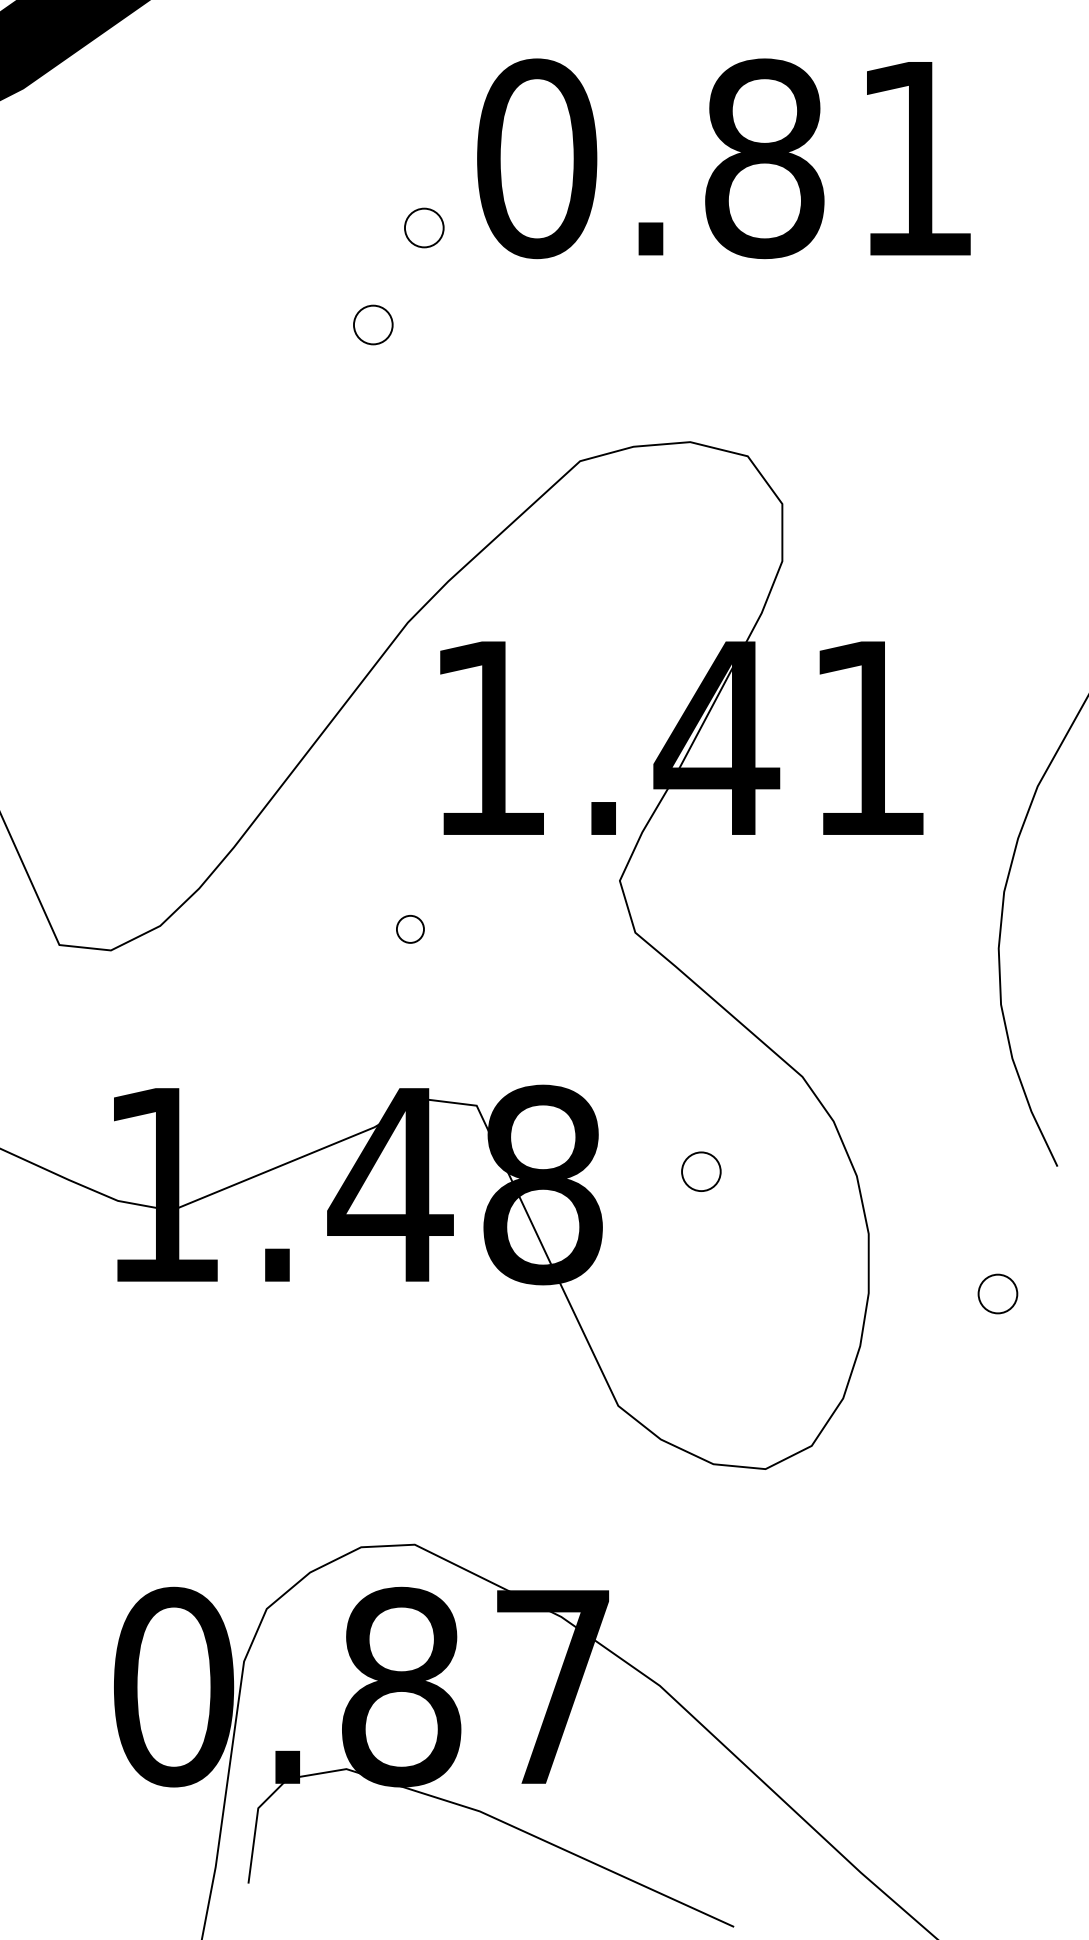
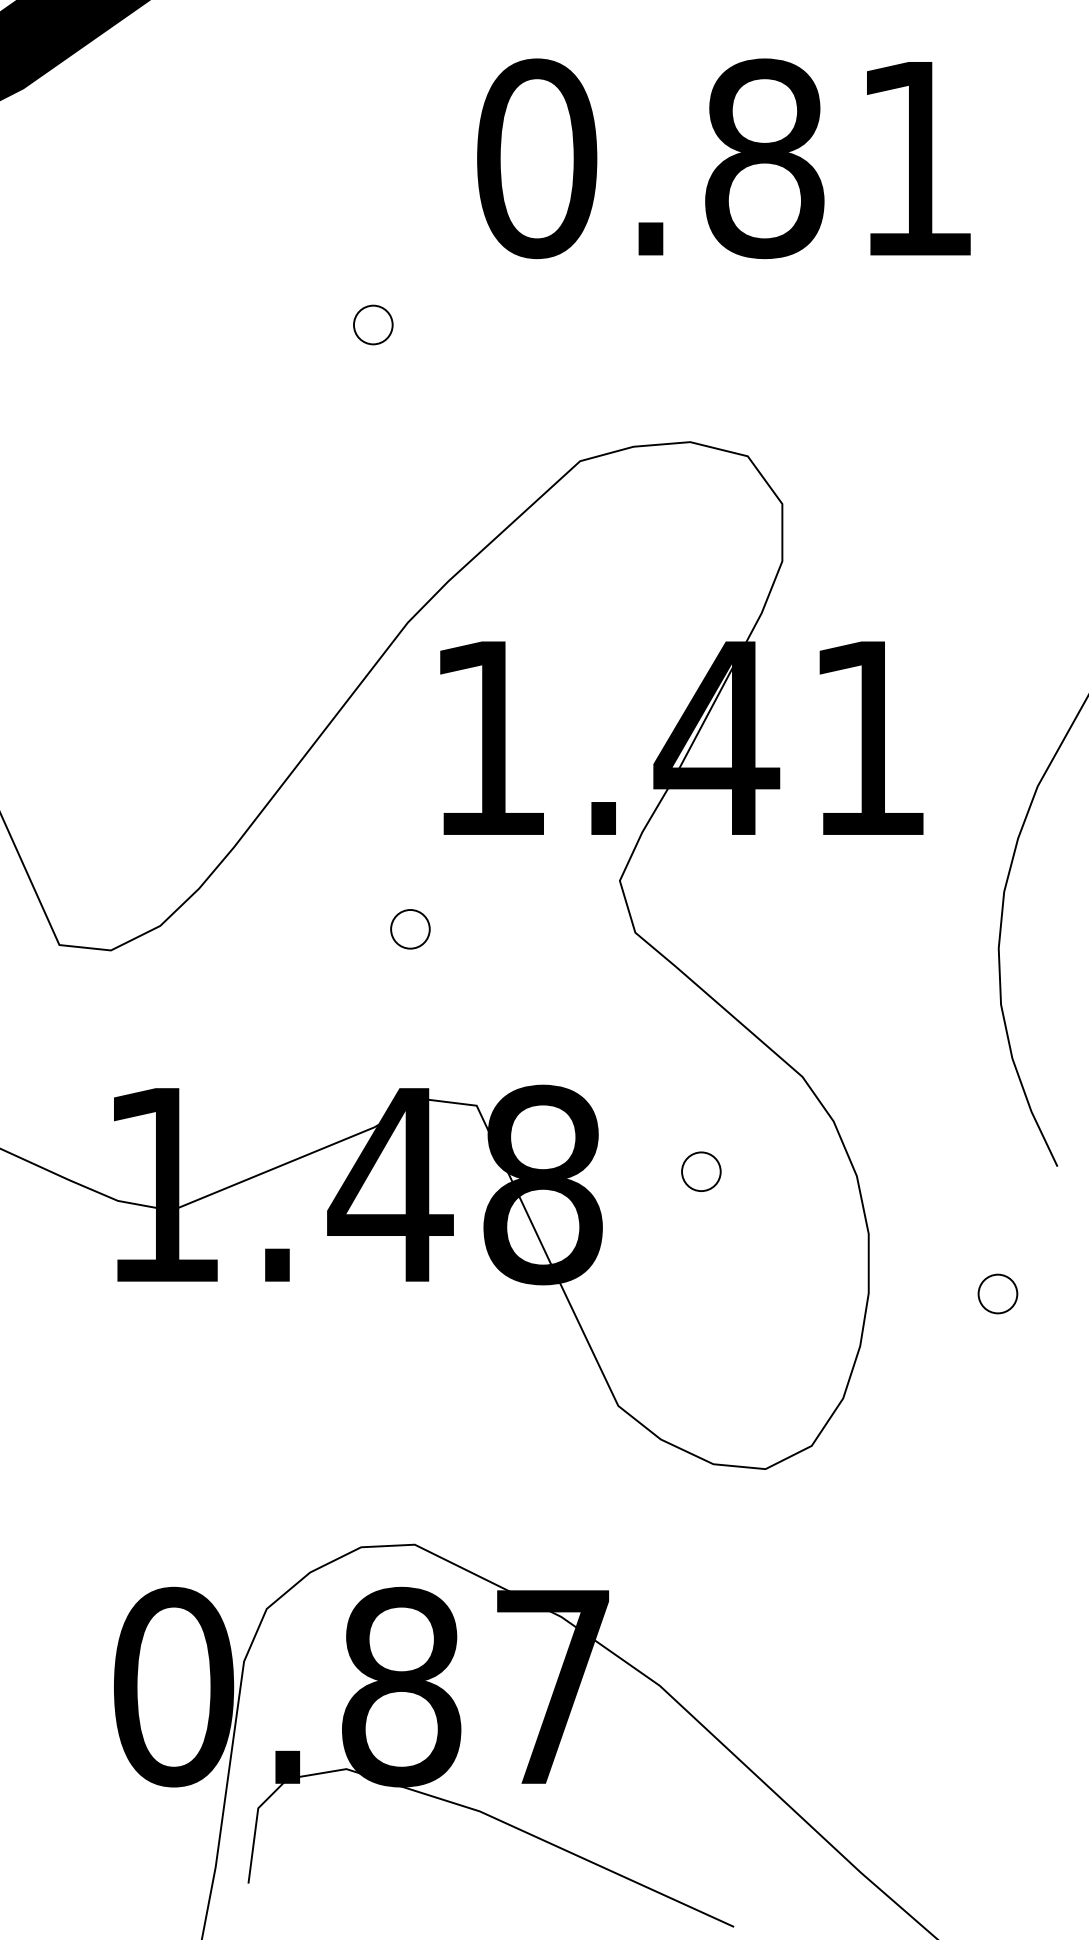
part: present -> none (424, 227)
part size: 29x29 px -> 41x41 px (410, 929)
